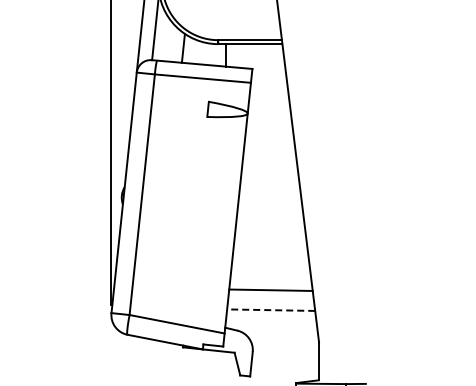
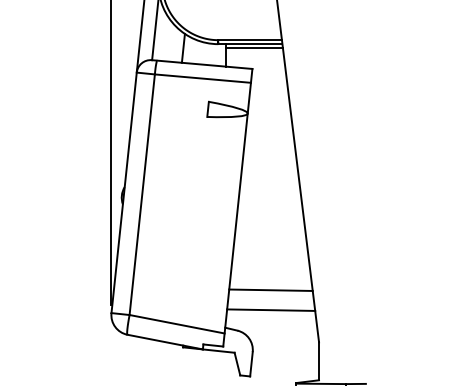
line: none -> present (254, 48)
line: dashed -> solid (270, 310)
